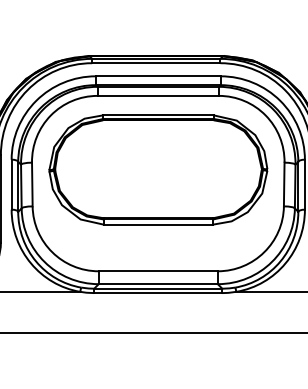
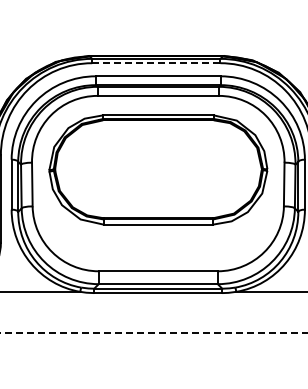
line: solid -> dashed (155, 63)
line: solid -> dashed (153, 333)
